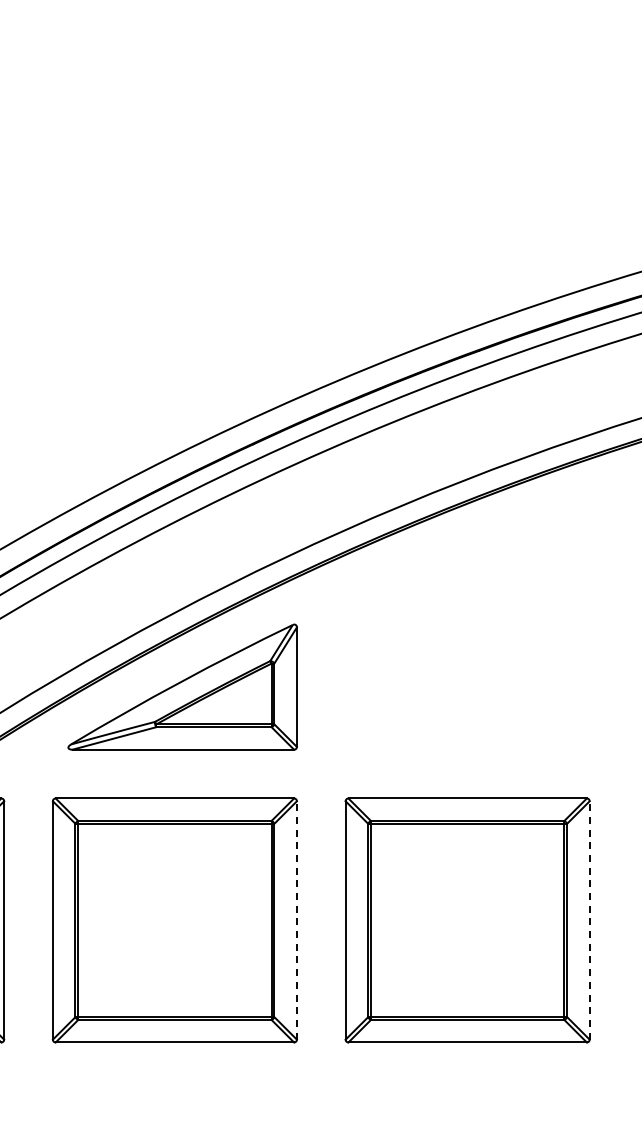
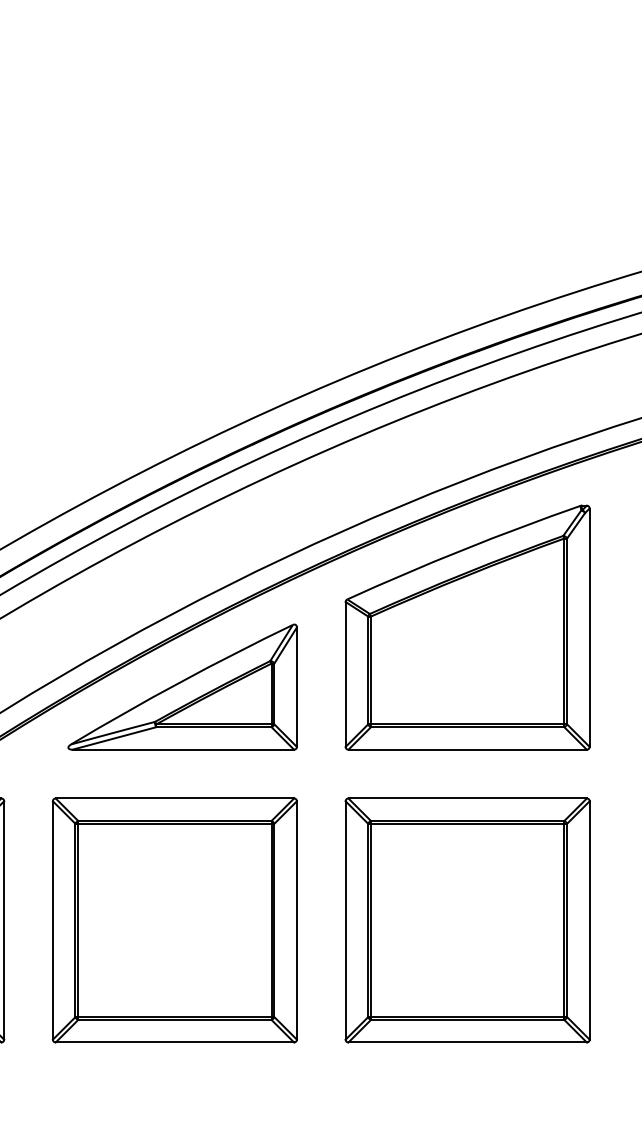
part: none -> present (467, 627)
line: dashed -> solid (296, 919)
line: dashed -> solid (589, 919)
